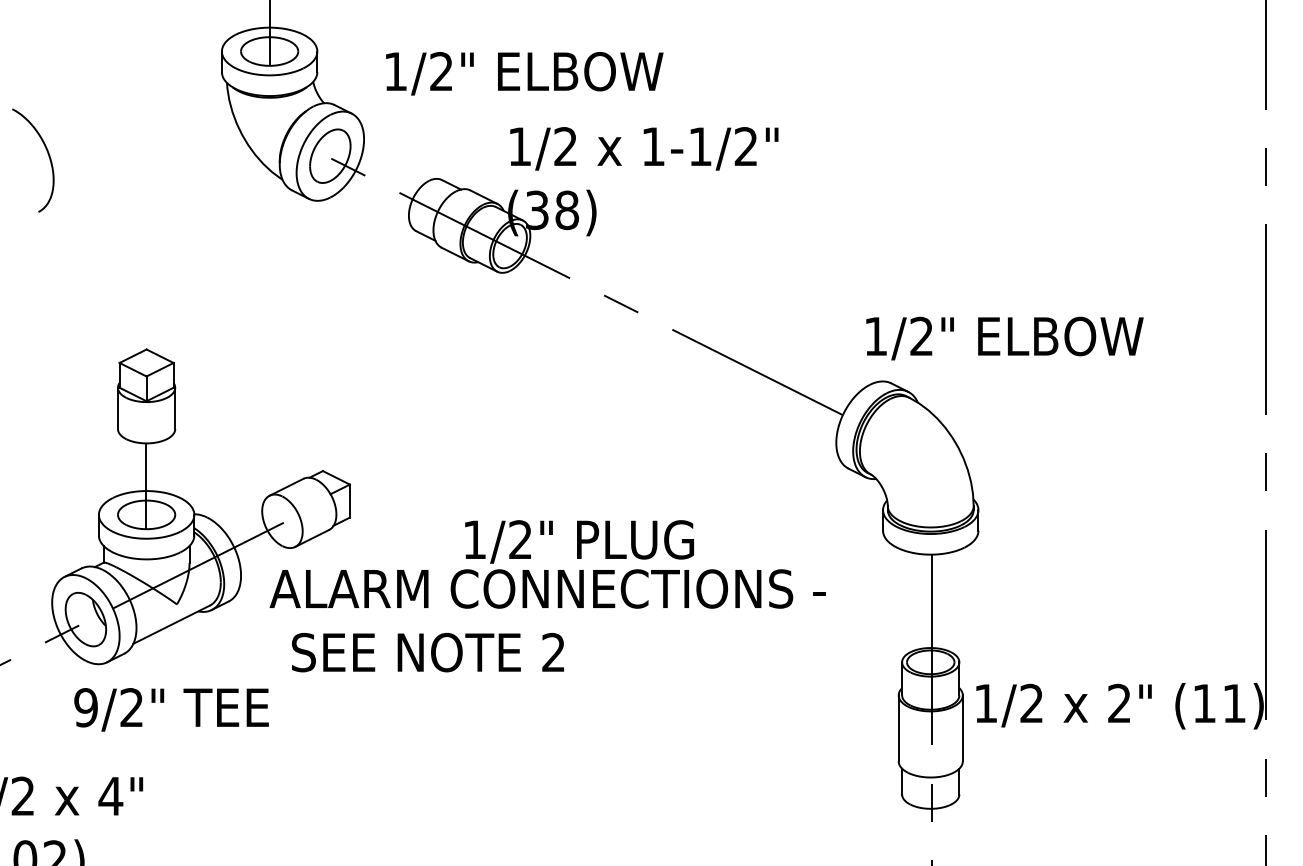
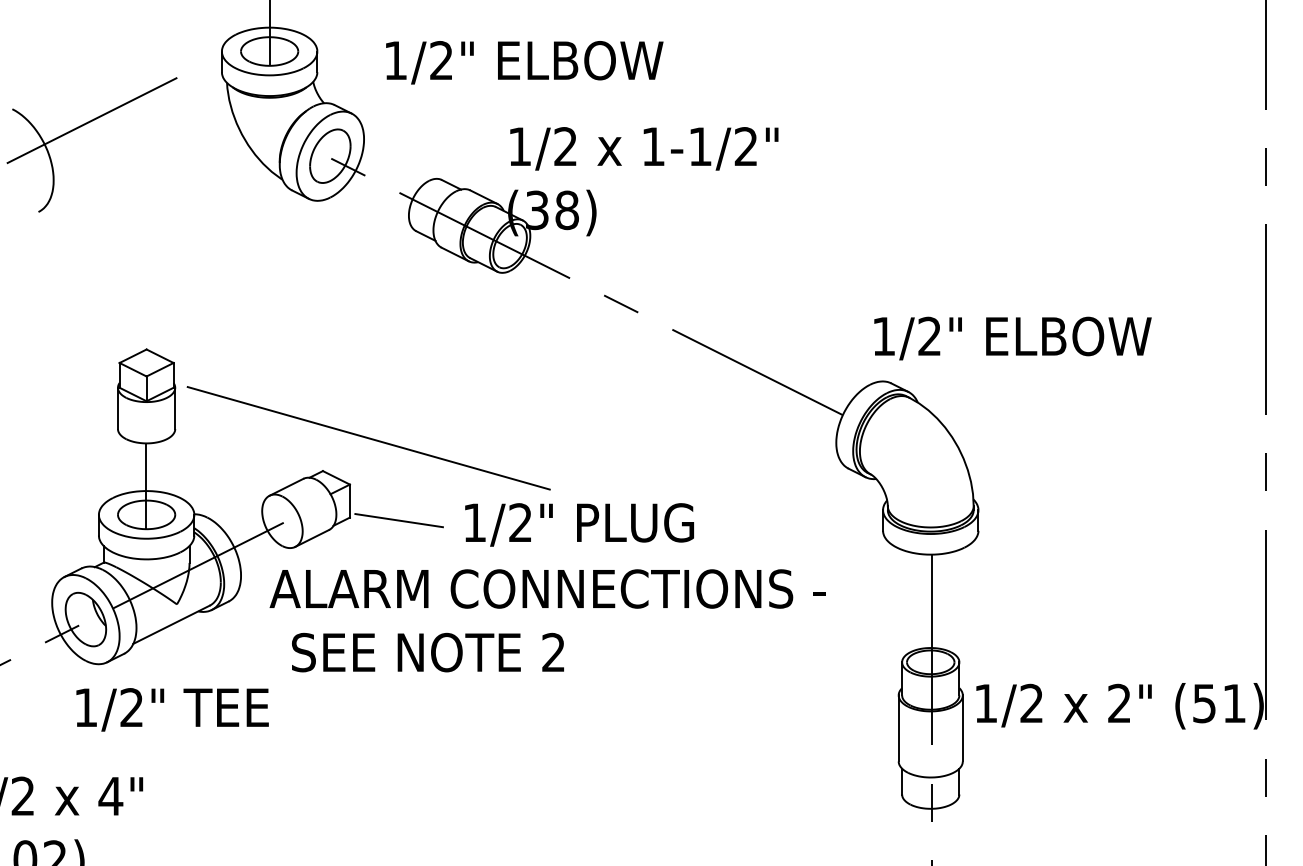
text position: (524, 73) -> (524, 62) (524, 62)
line: none -> present (89, 121)
text position: (1004, 338) -> (1012, 338) (1012, 338)
line: none -> present (368, 438)
line: none -> present (398, 520)
text position: (579, 541) -> (579, 524) (579, 524)
text: (11) -> (51) (1204, 703)
text: 9/2" -> 1/2" (85, 707)
